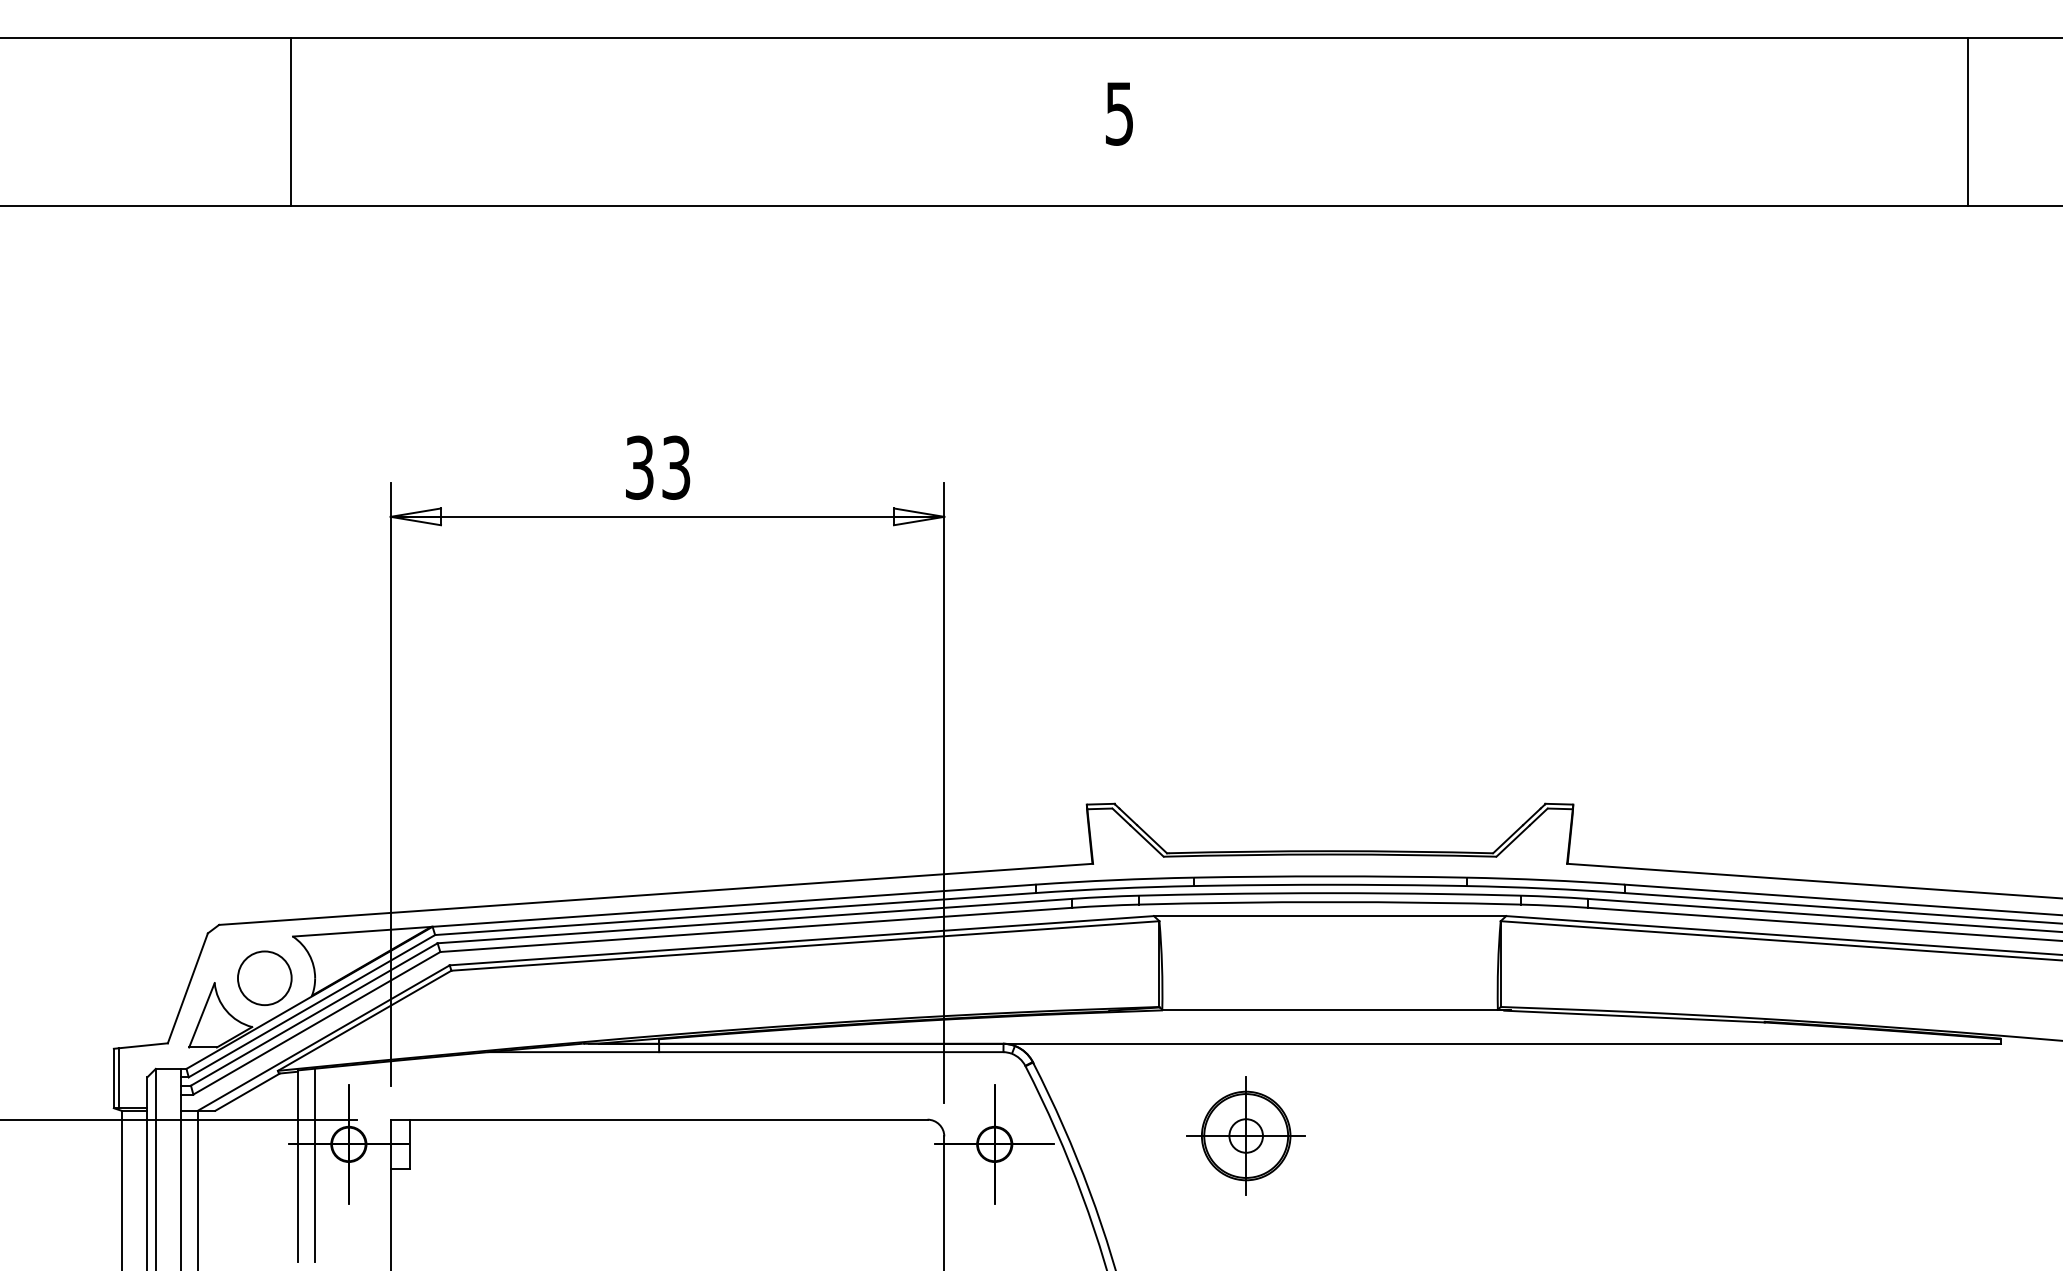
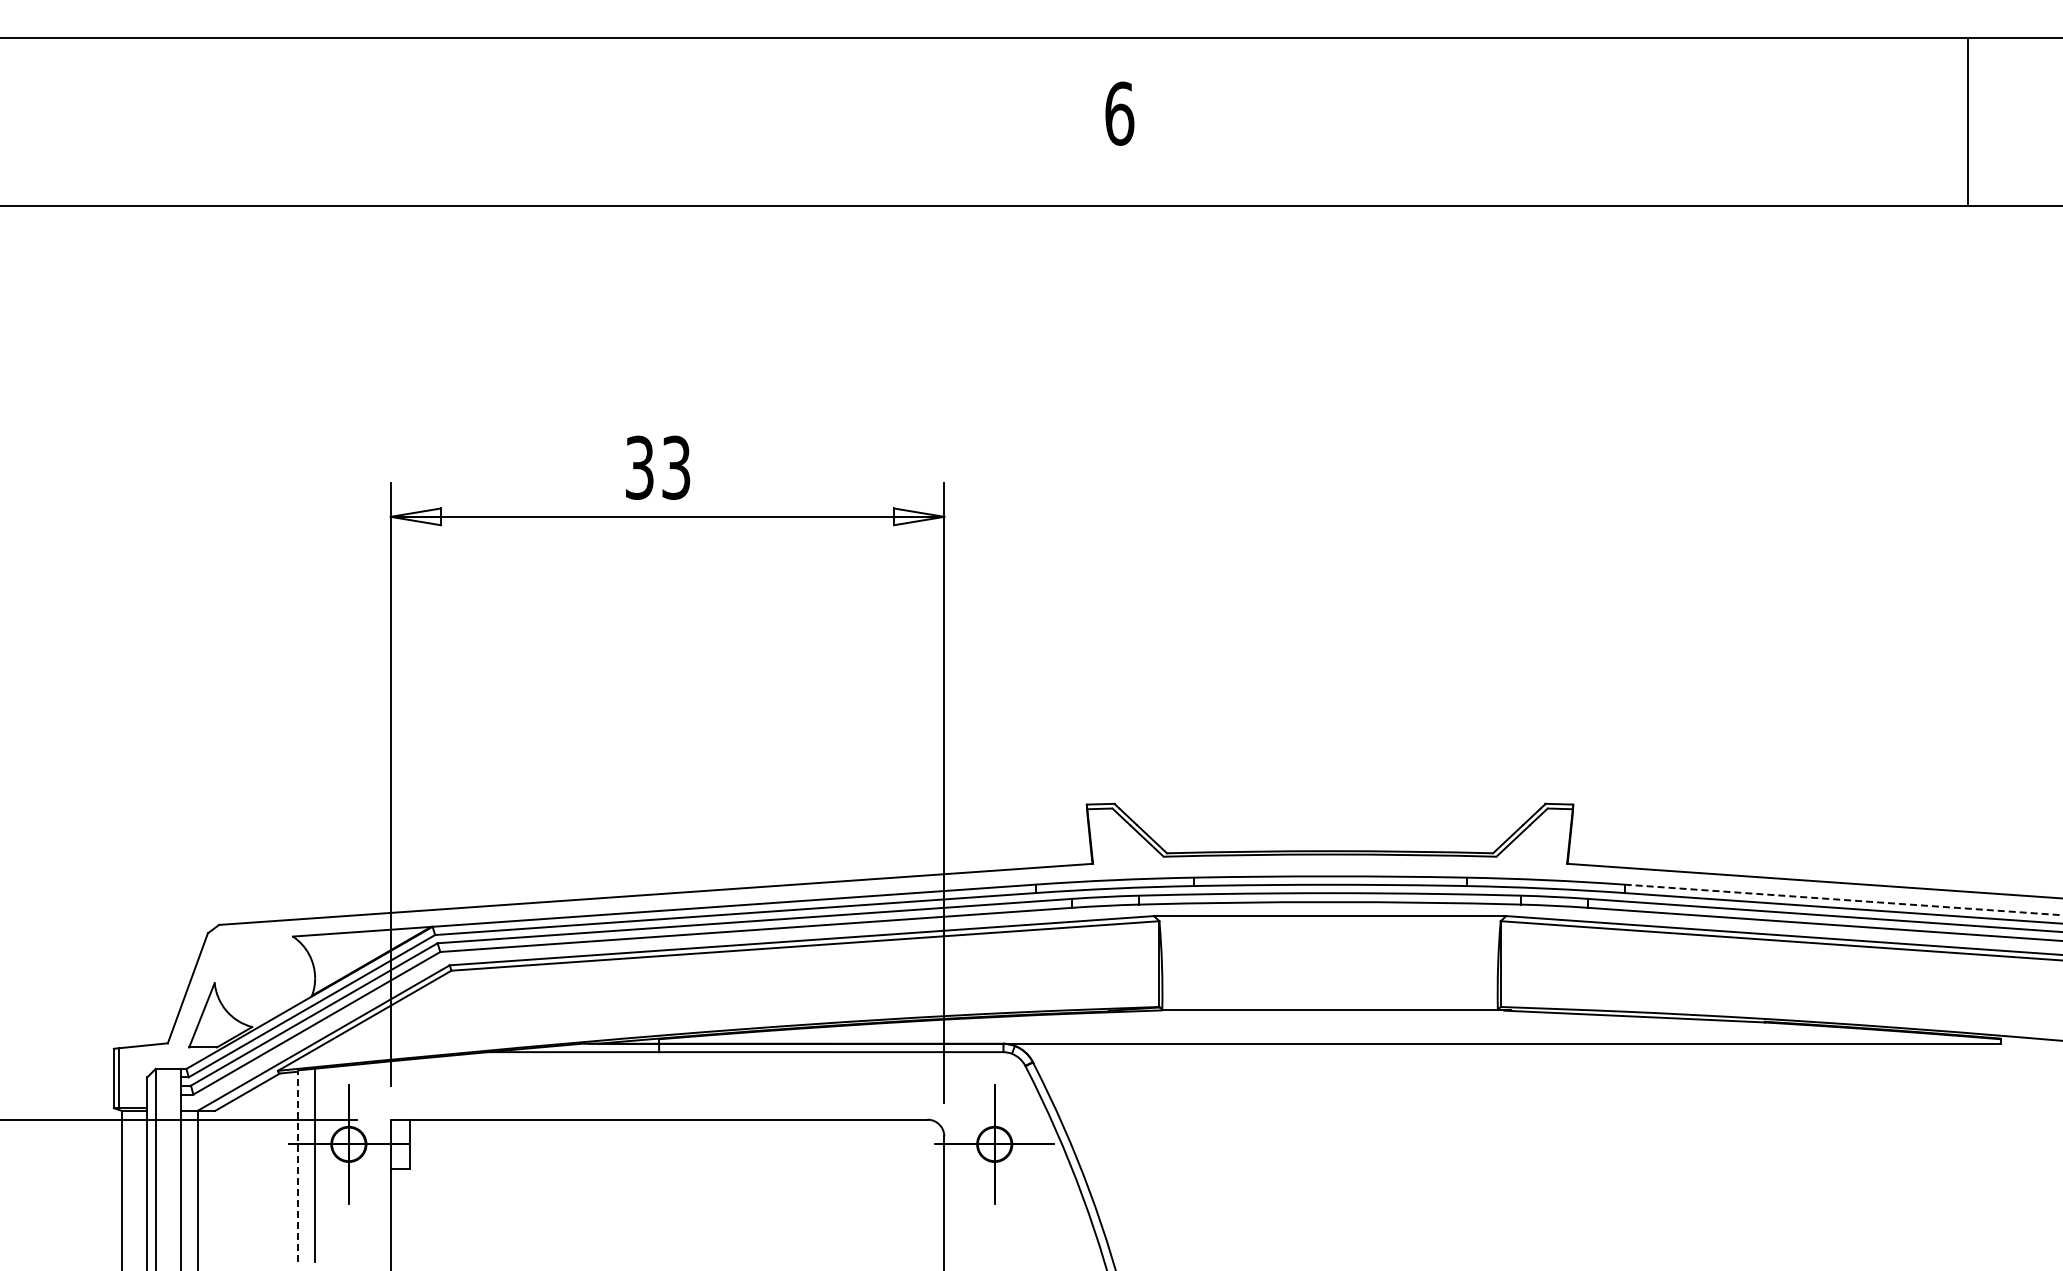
text: 5 -> 6 (1119, 113)
line: present -> none (290, 121)
line: solid -> dashed (1843, 899)
circle: present -> none (264, 977)
part: present -> none (1245, 1135)
line: solid -> dashed (298, 1166)
